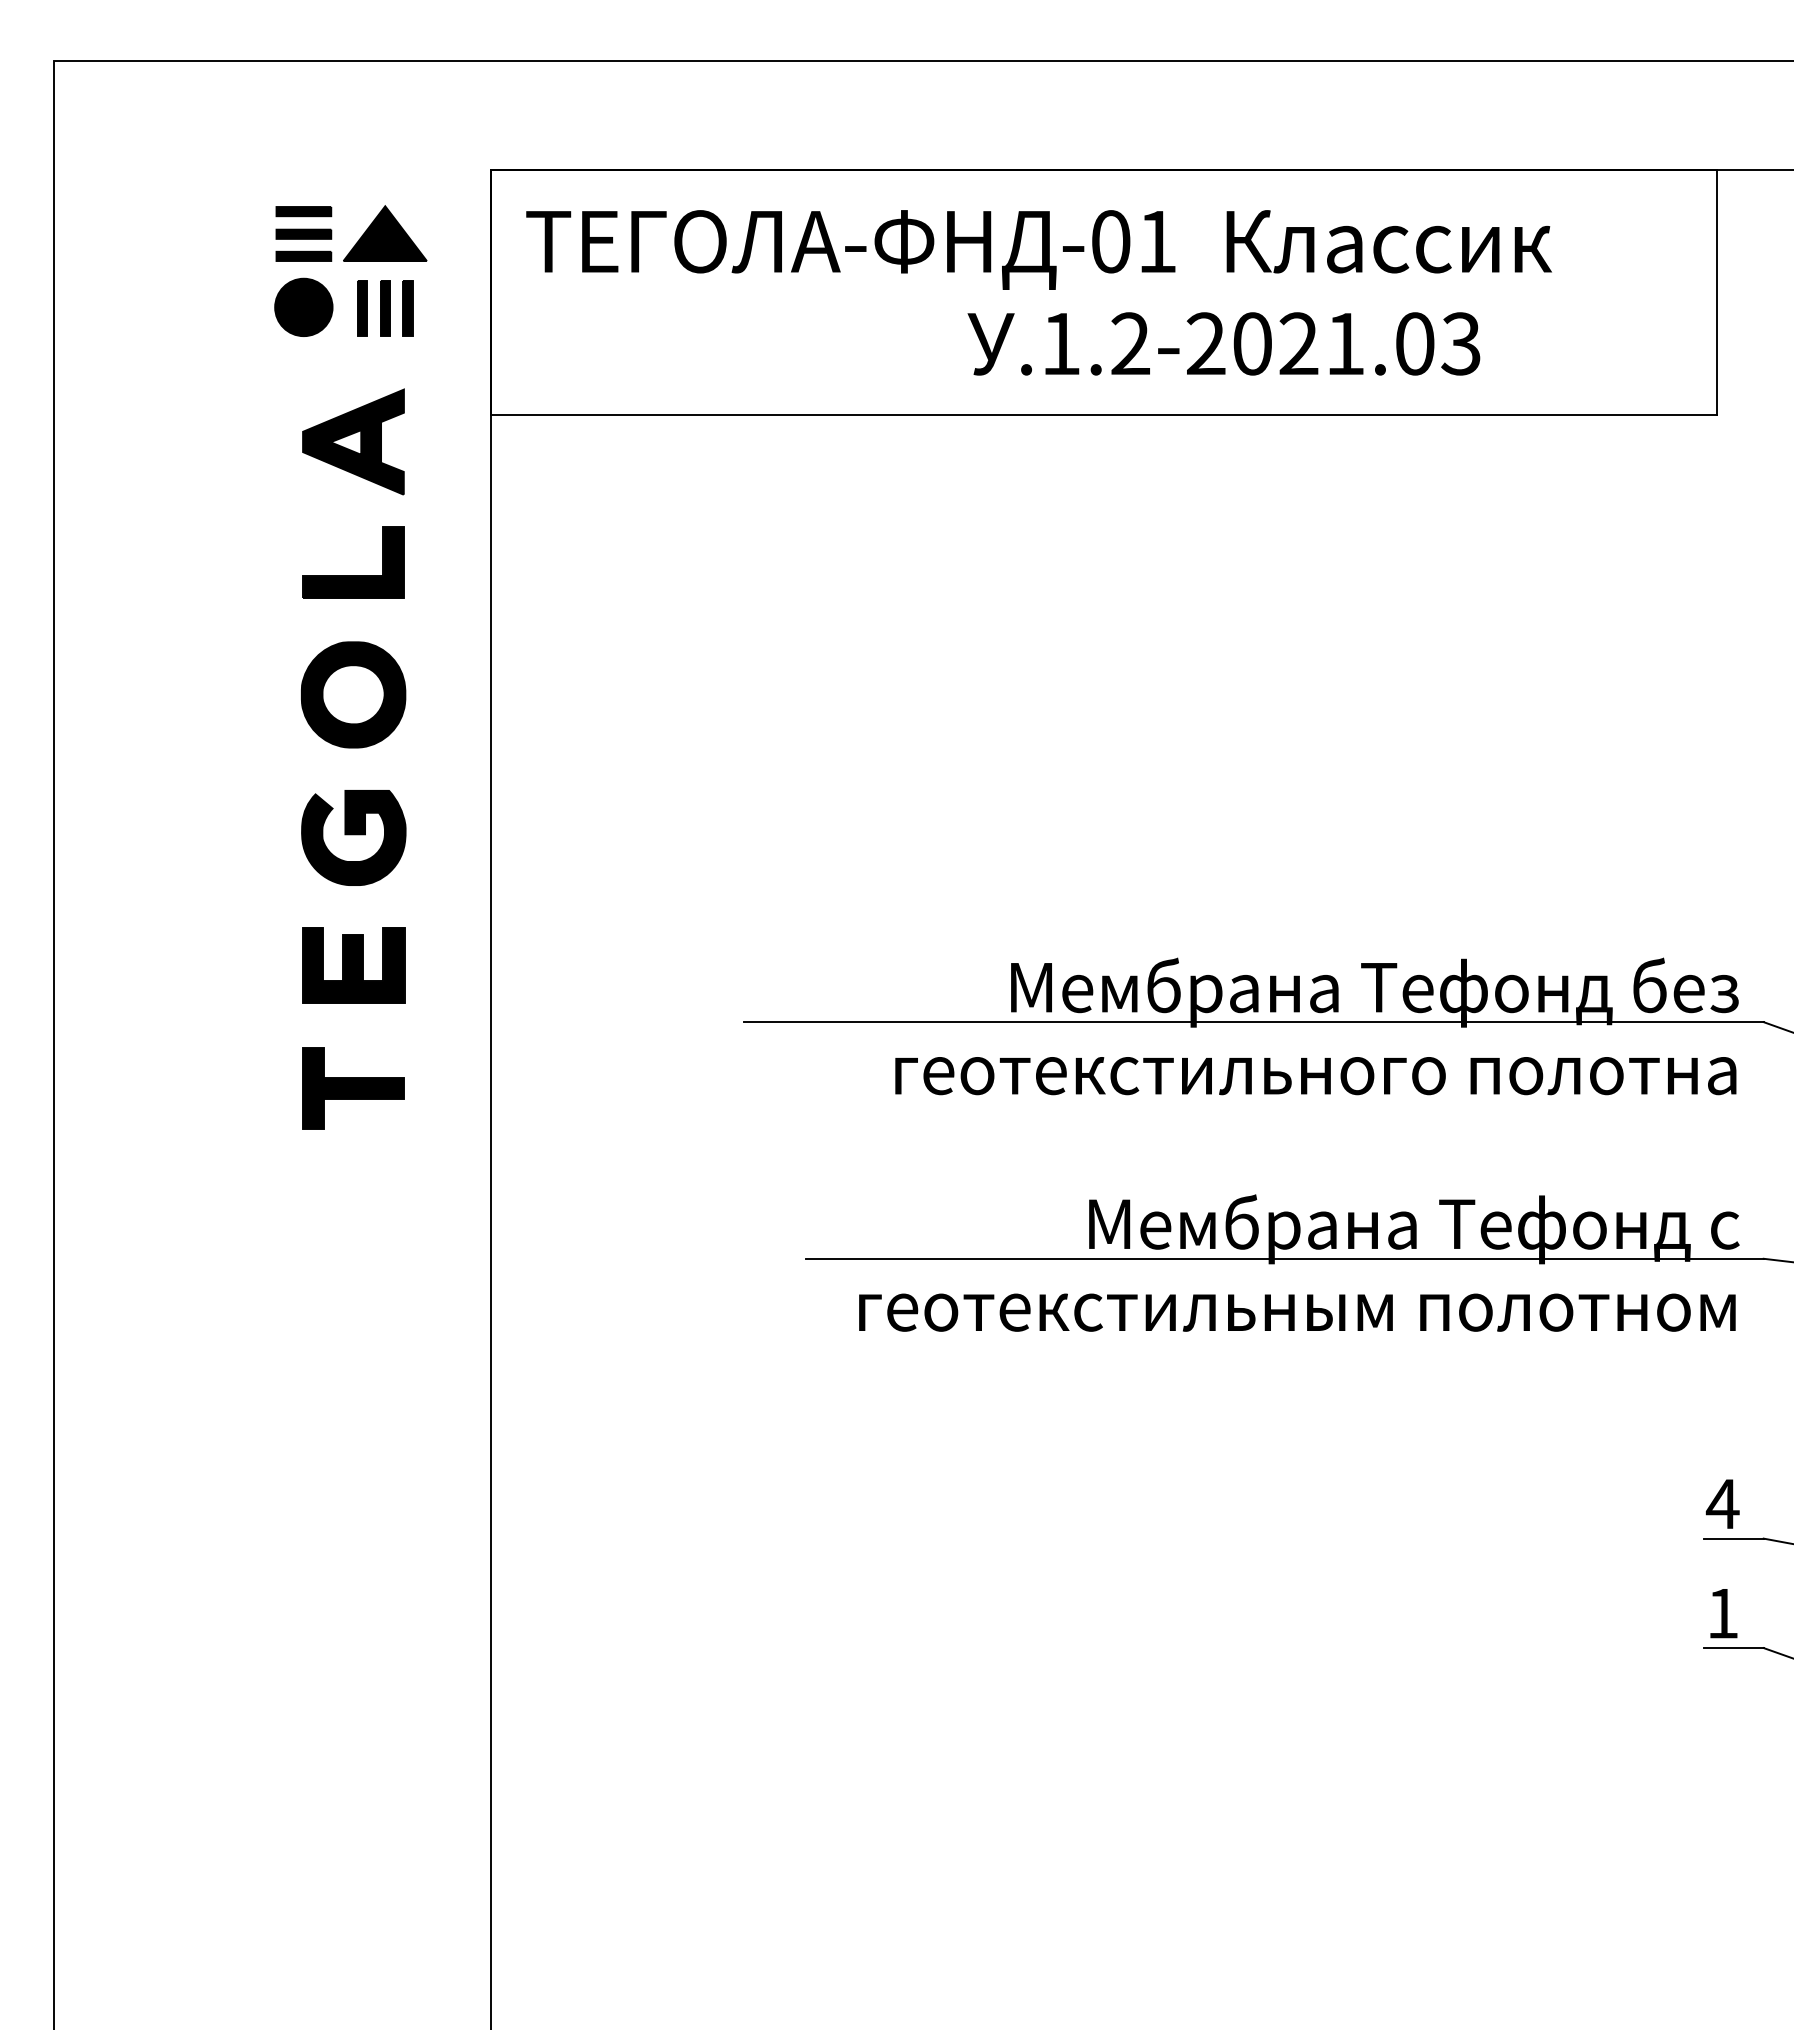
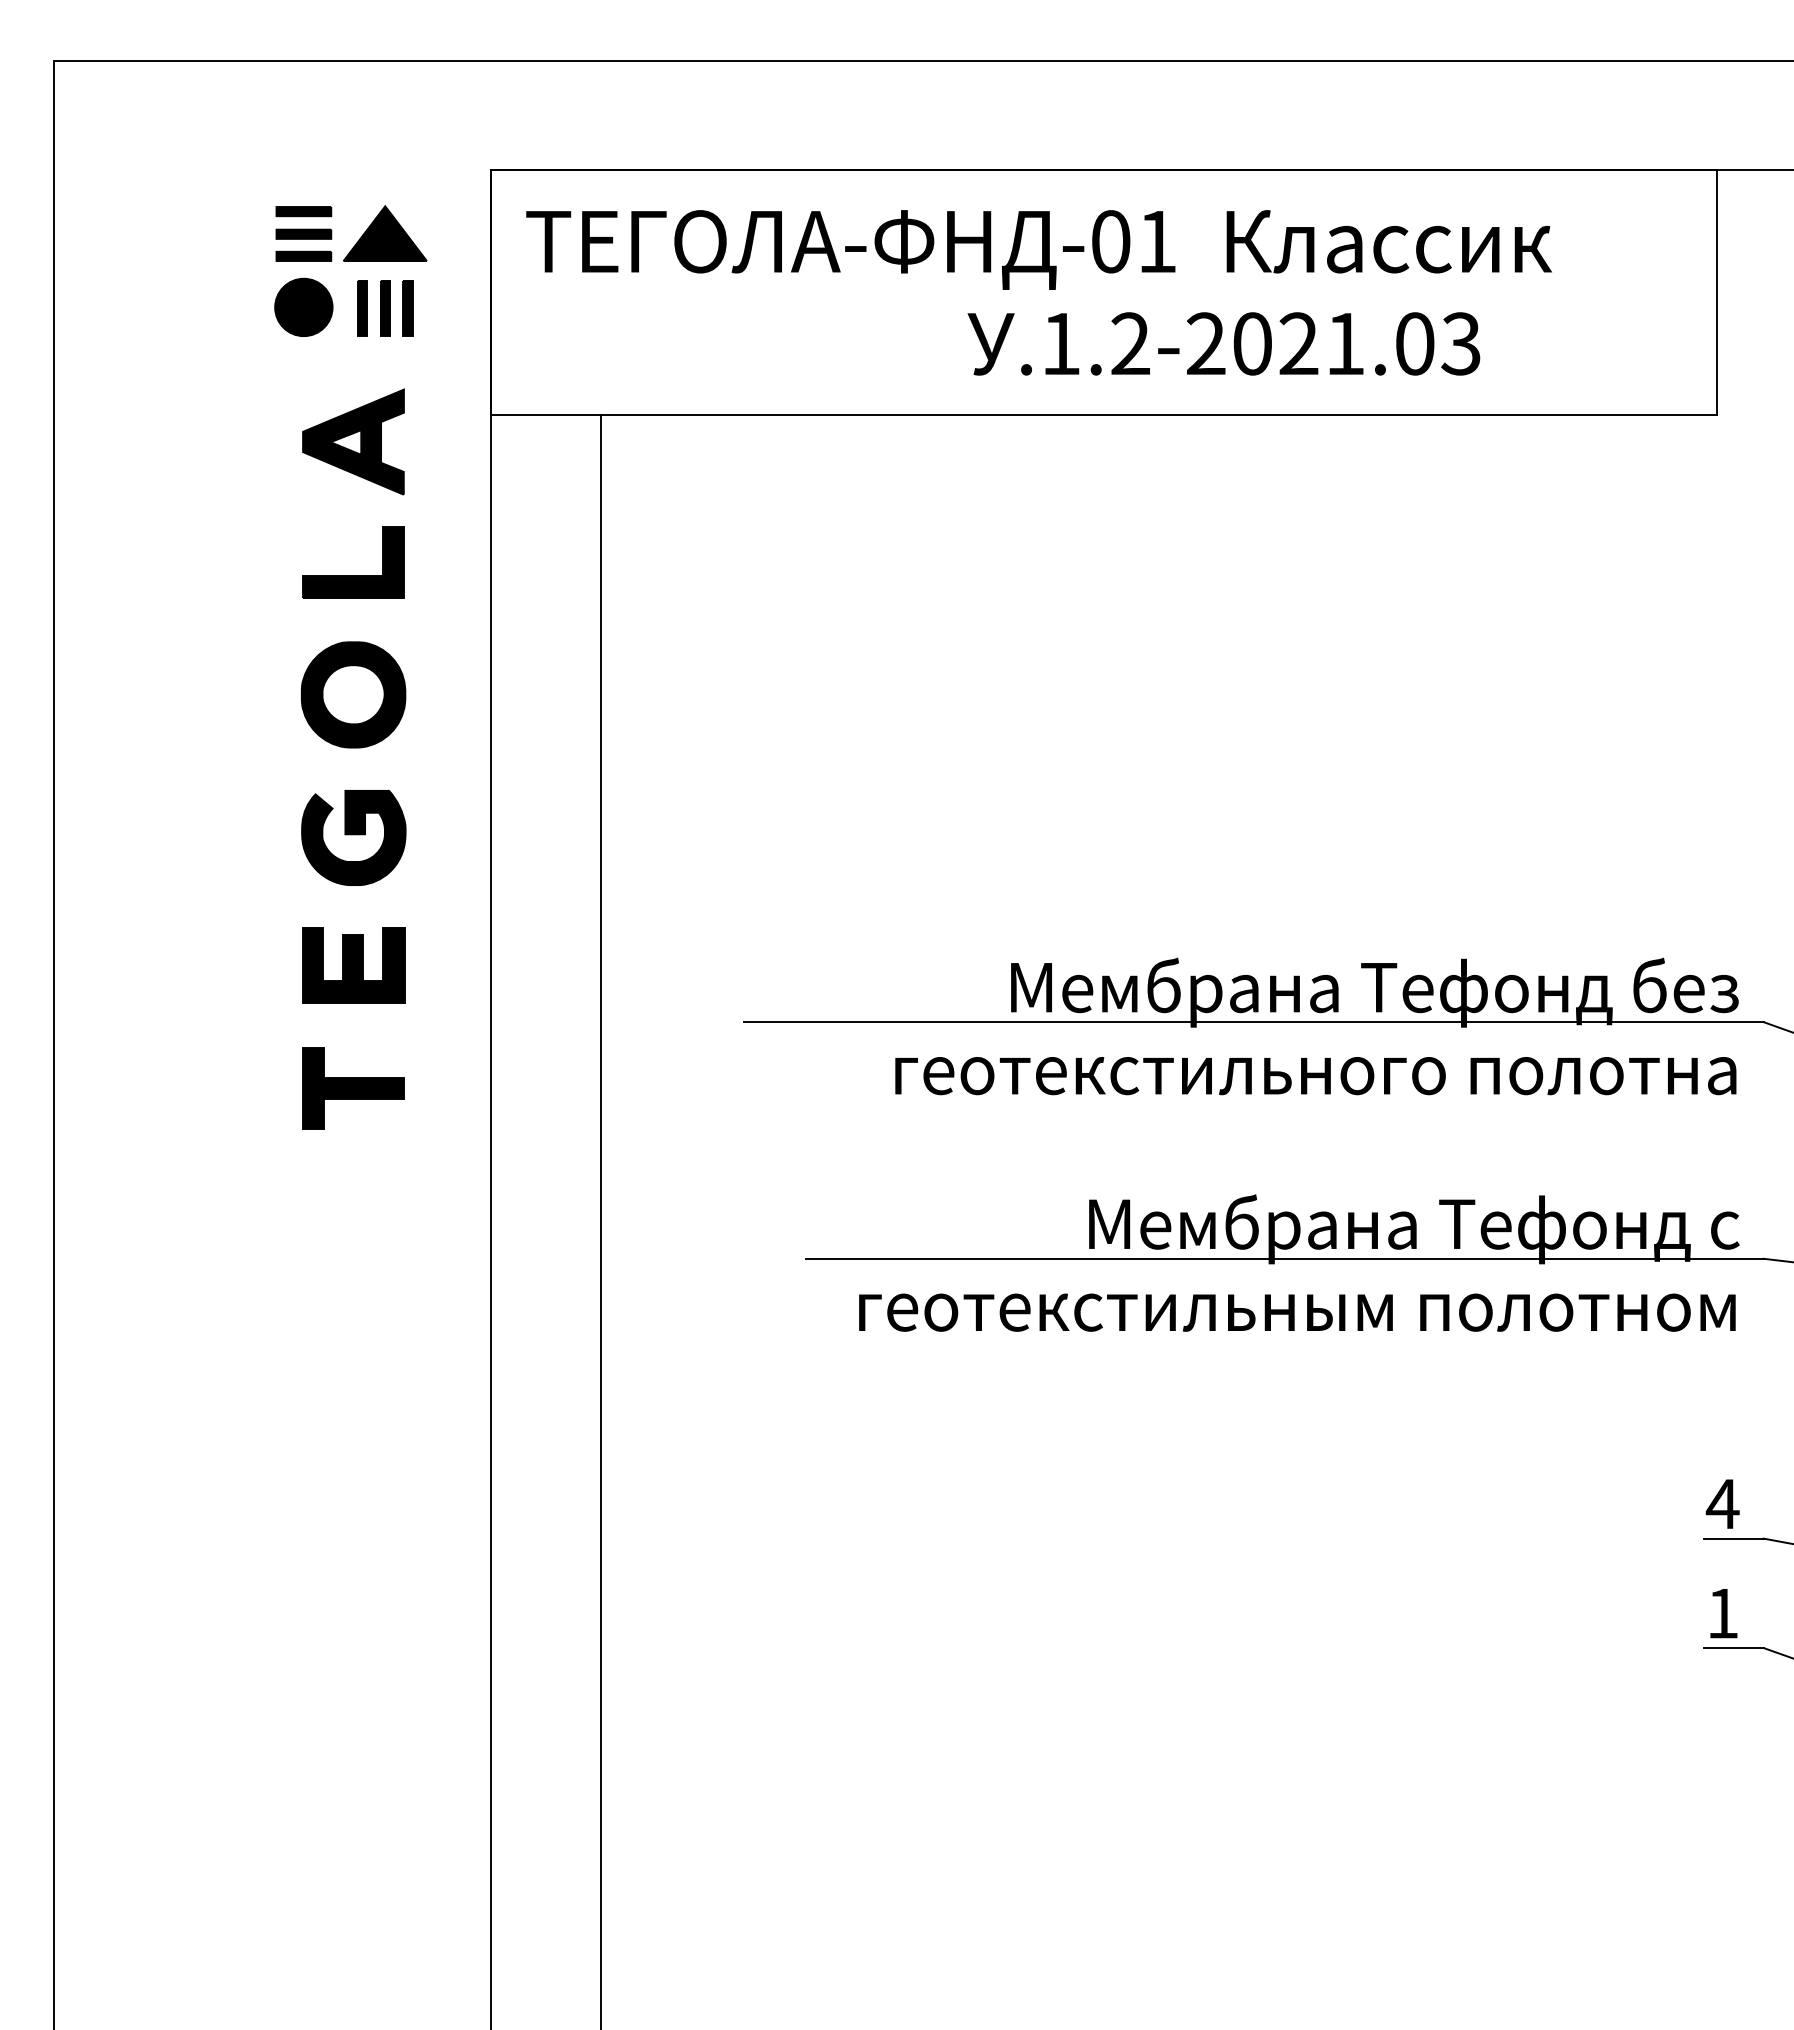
line: none -> present (600, 1220)
